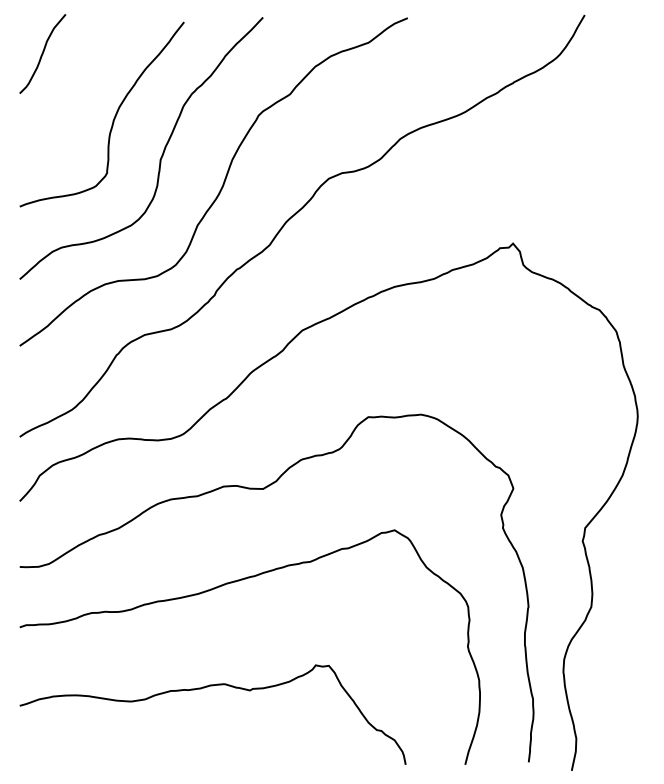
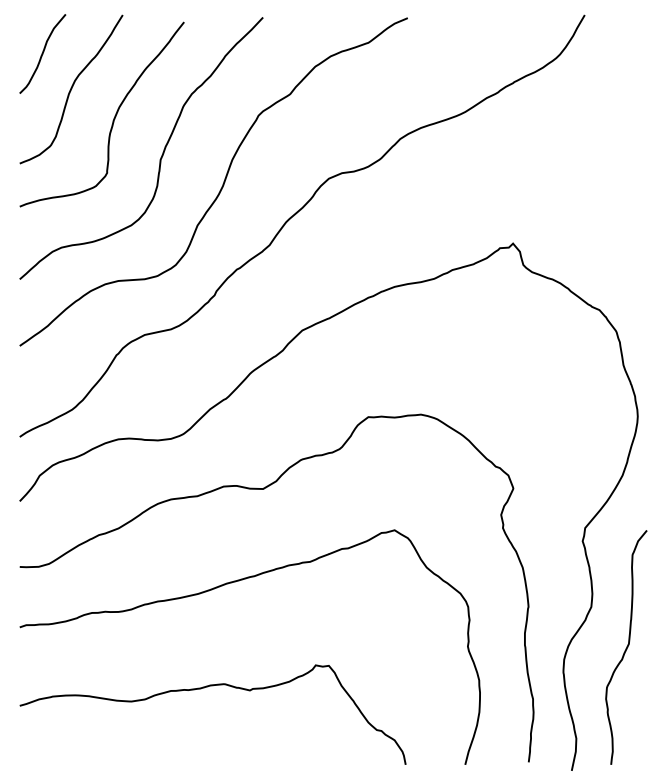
curve: none -> present (71, 89)
curve: none -> present (626, 647)
